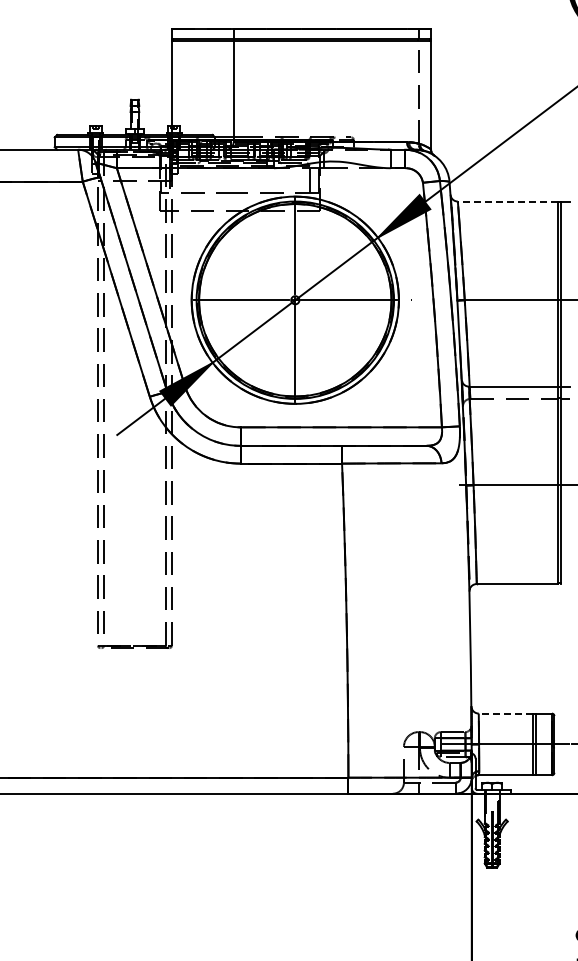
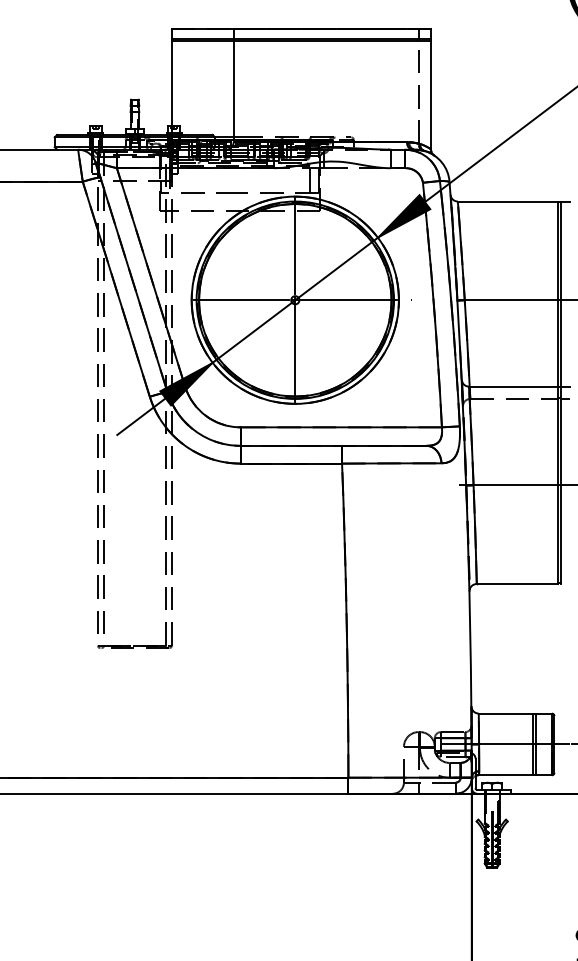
line: dashed -> solid (507, 201)
line: dashed -> solid (505, 713)
